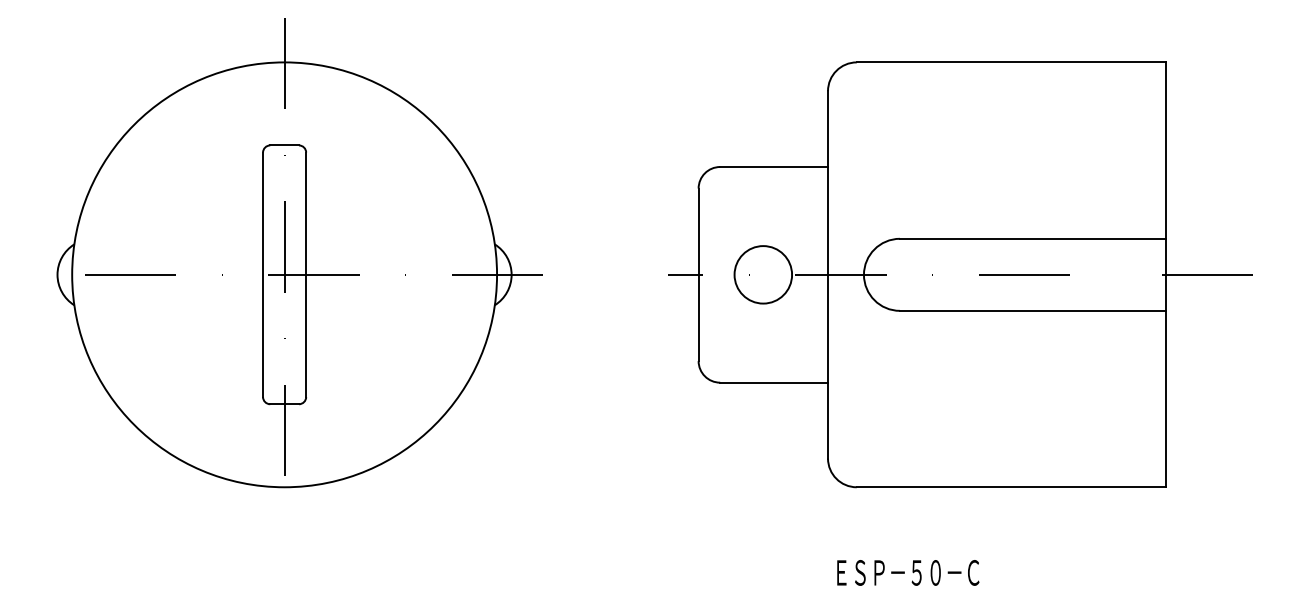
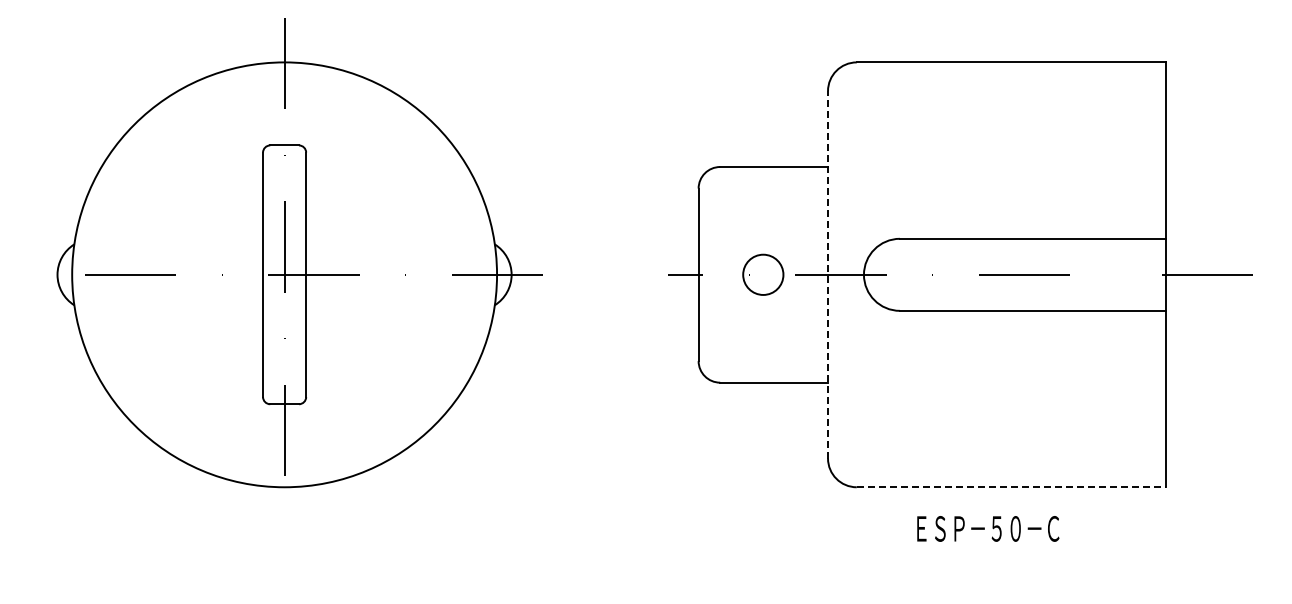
circle diameter: 58 px -> 40 px (763, 274)
line: solid -> dashed (828, 274)
line: solid -> dashed (1011, 487)
text position: (908, 572) -> (988, 528) (988, 528)
